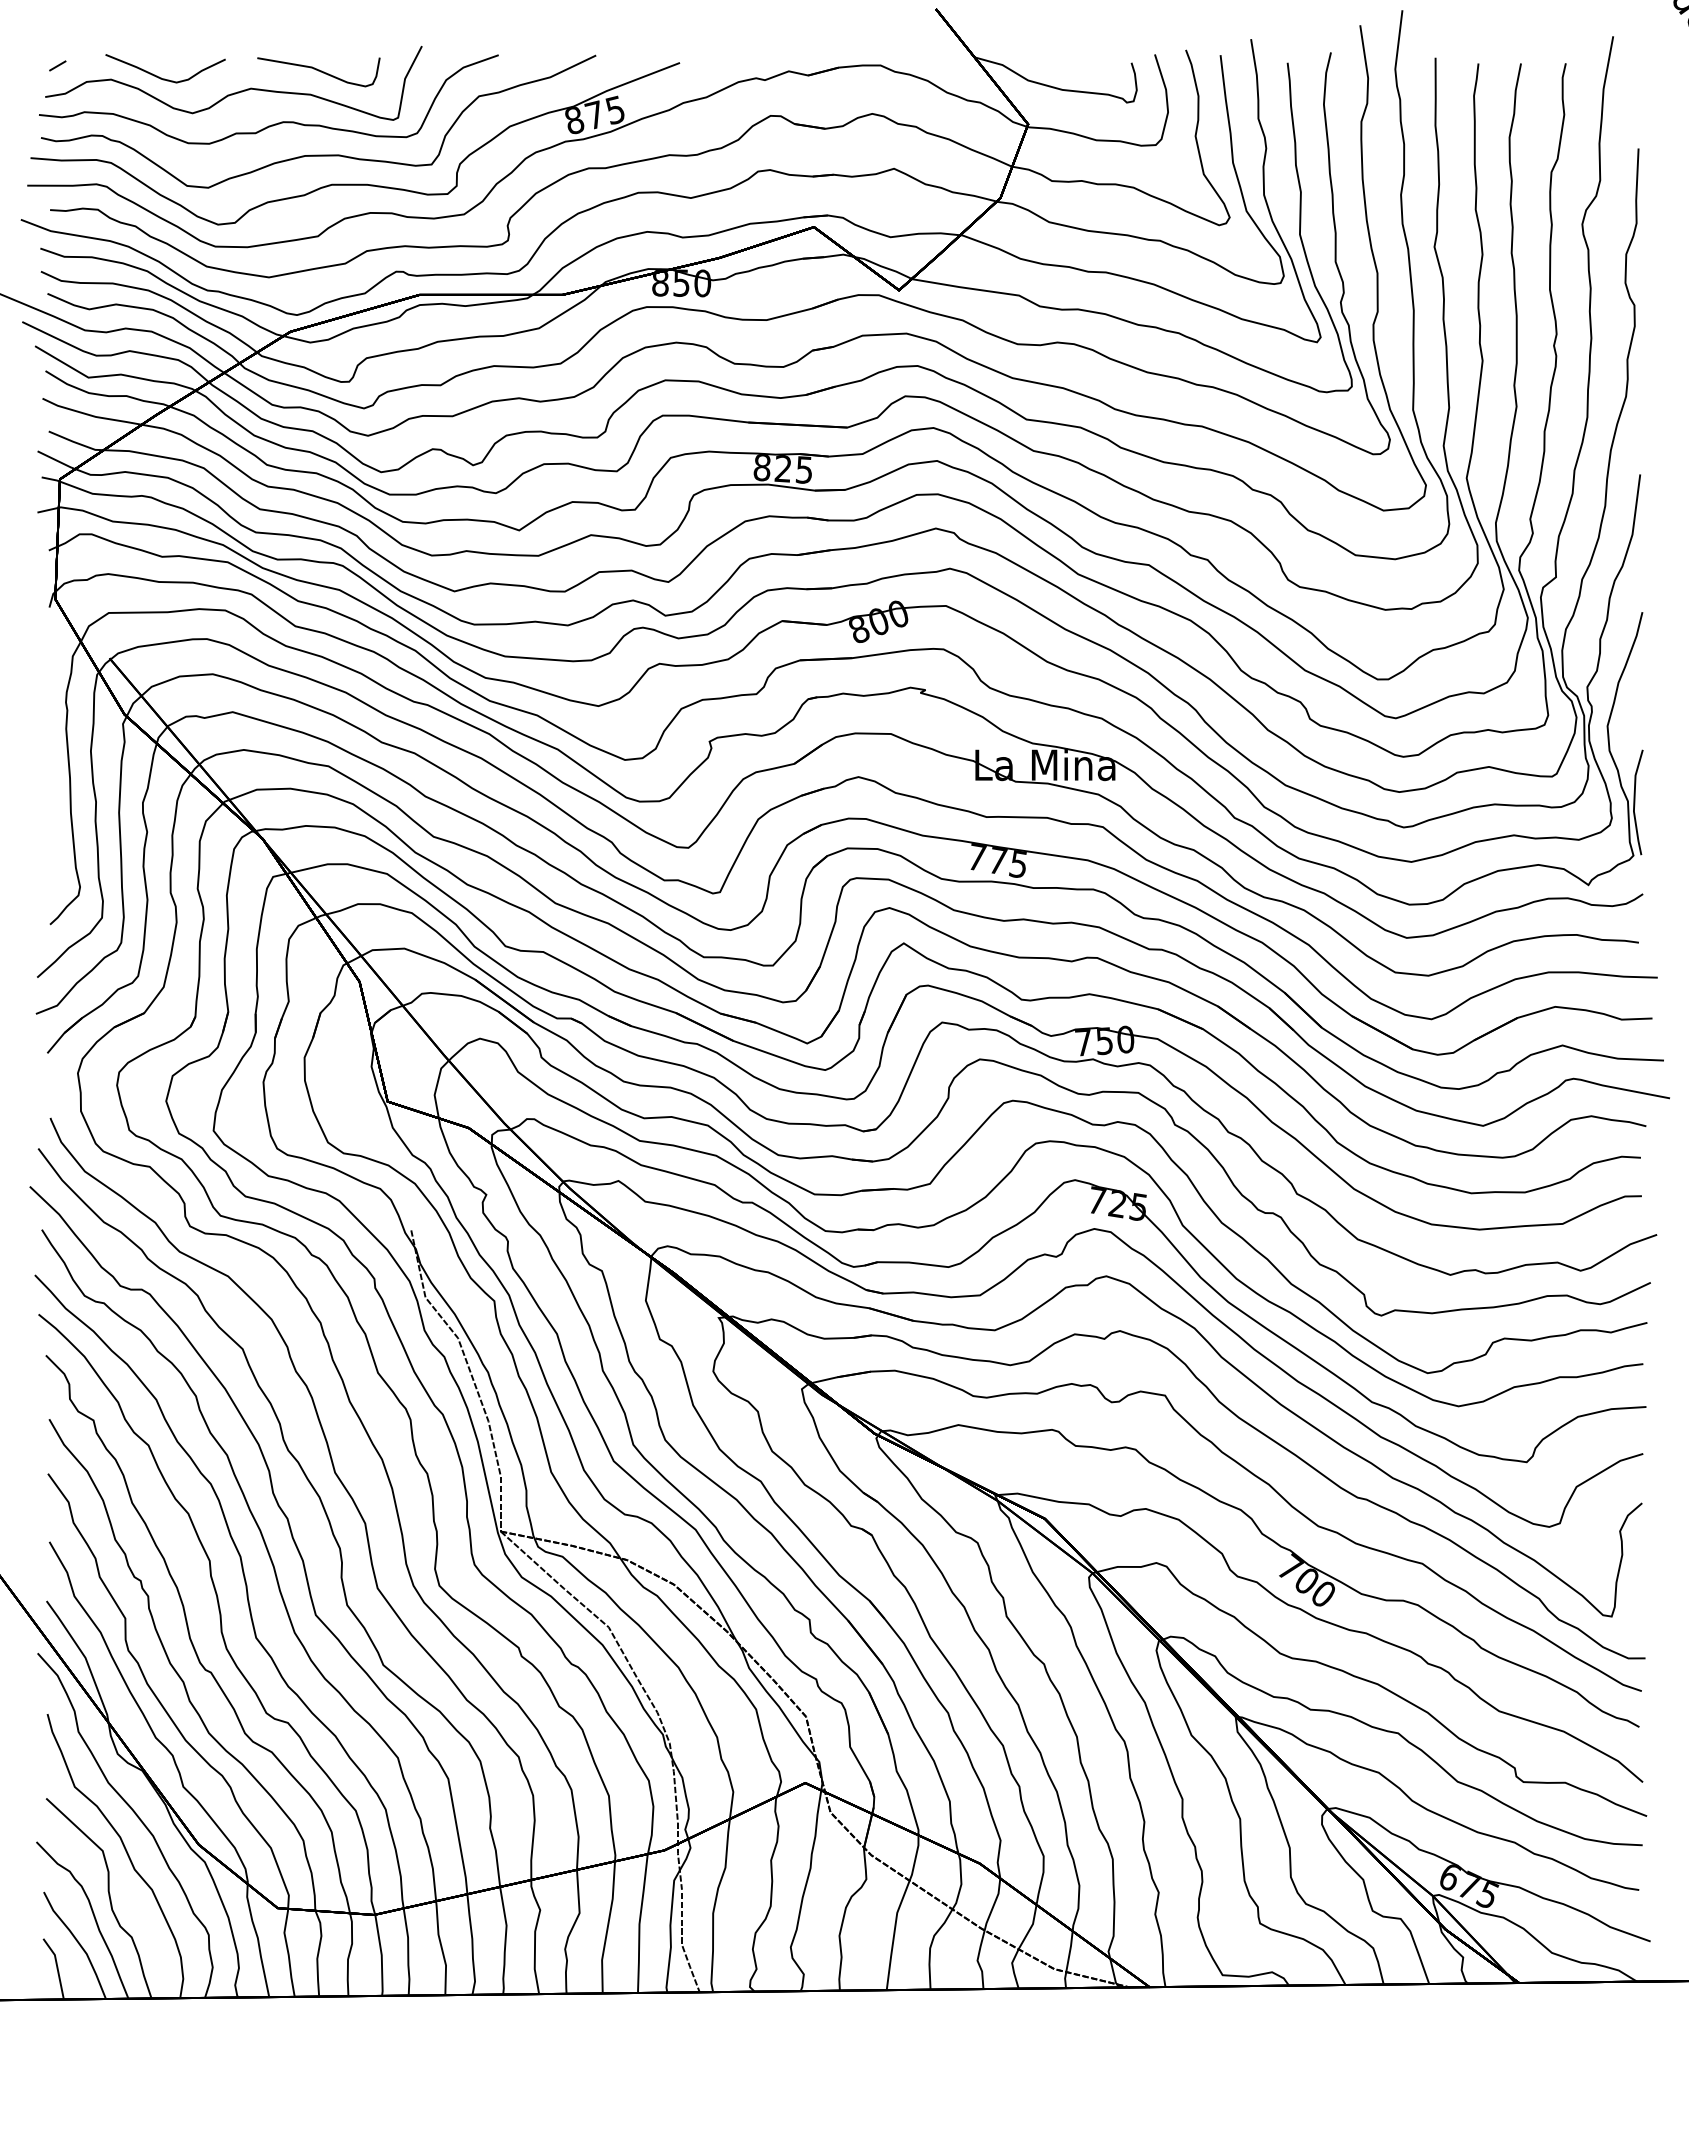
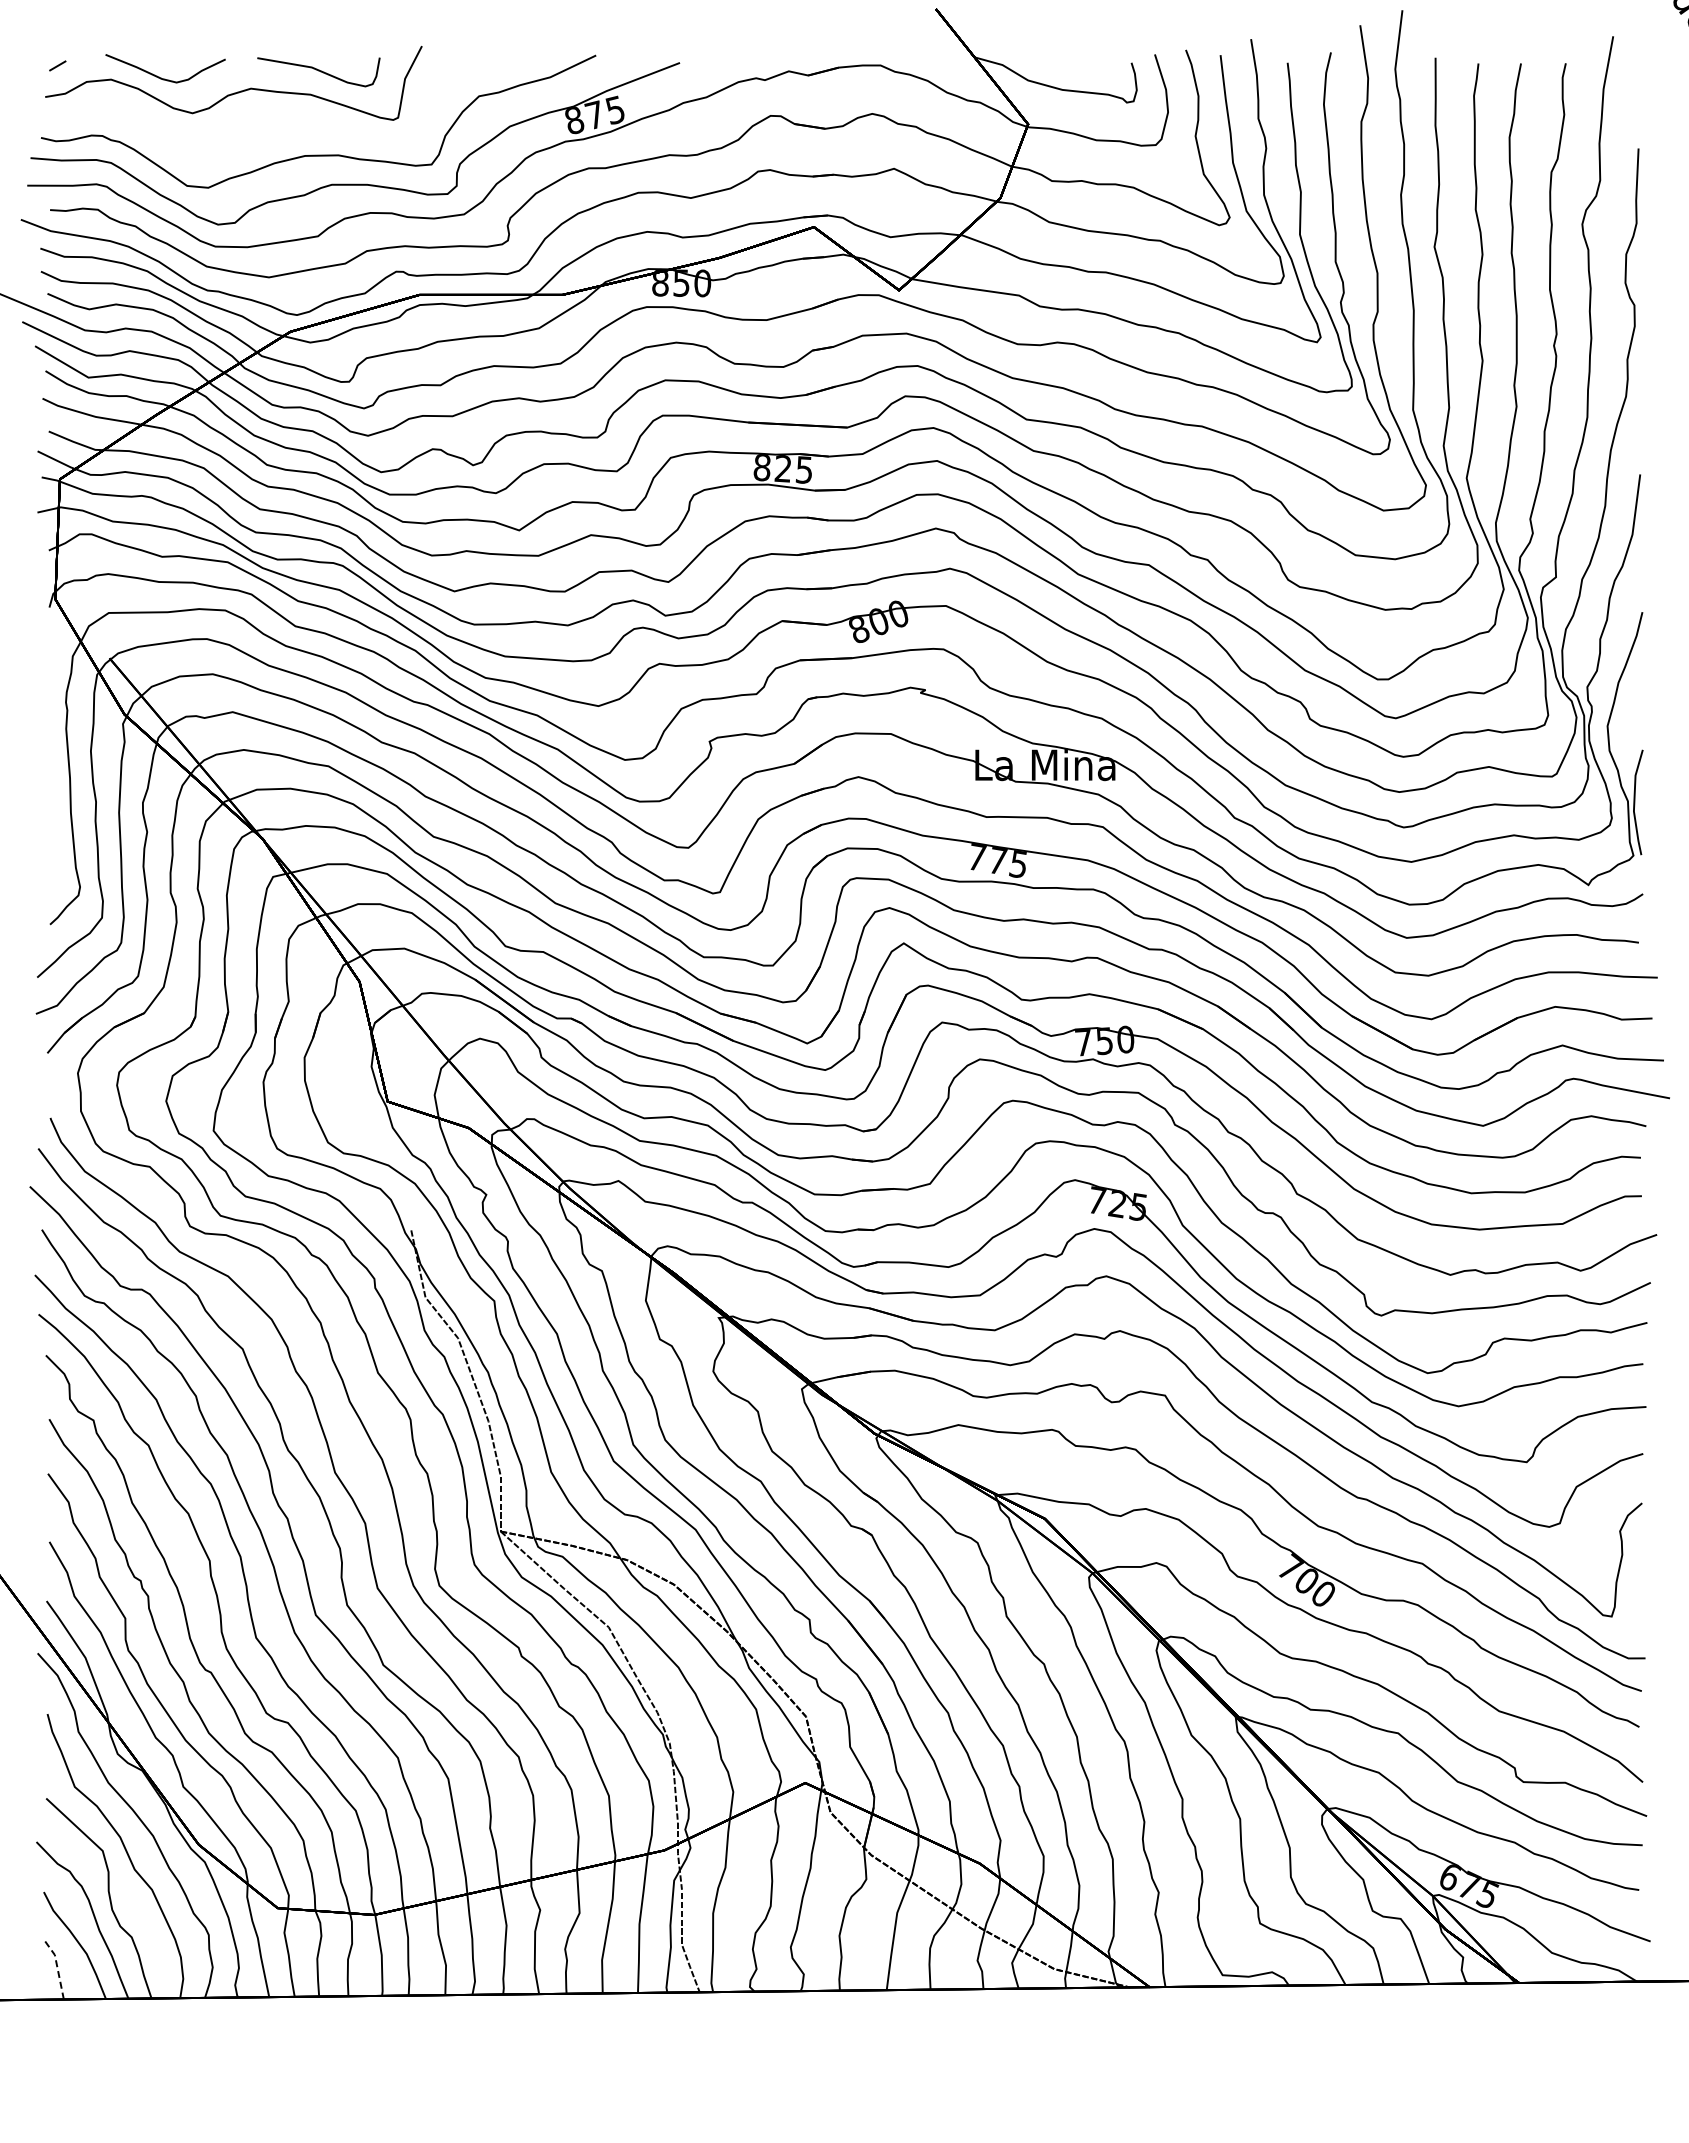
curve: present -> none (275, 123)
line: solid -> dashed (57, 1966)
